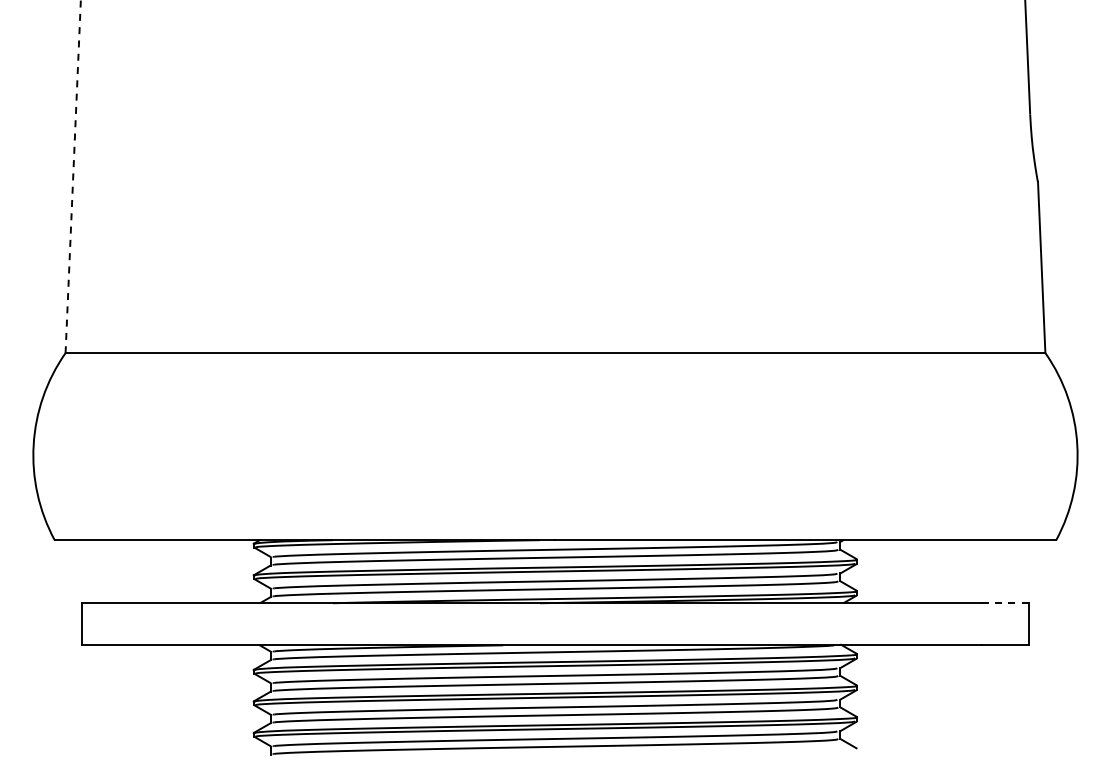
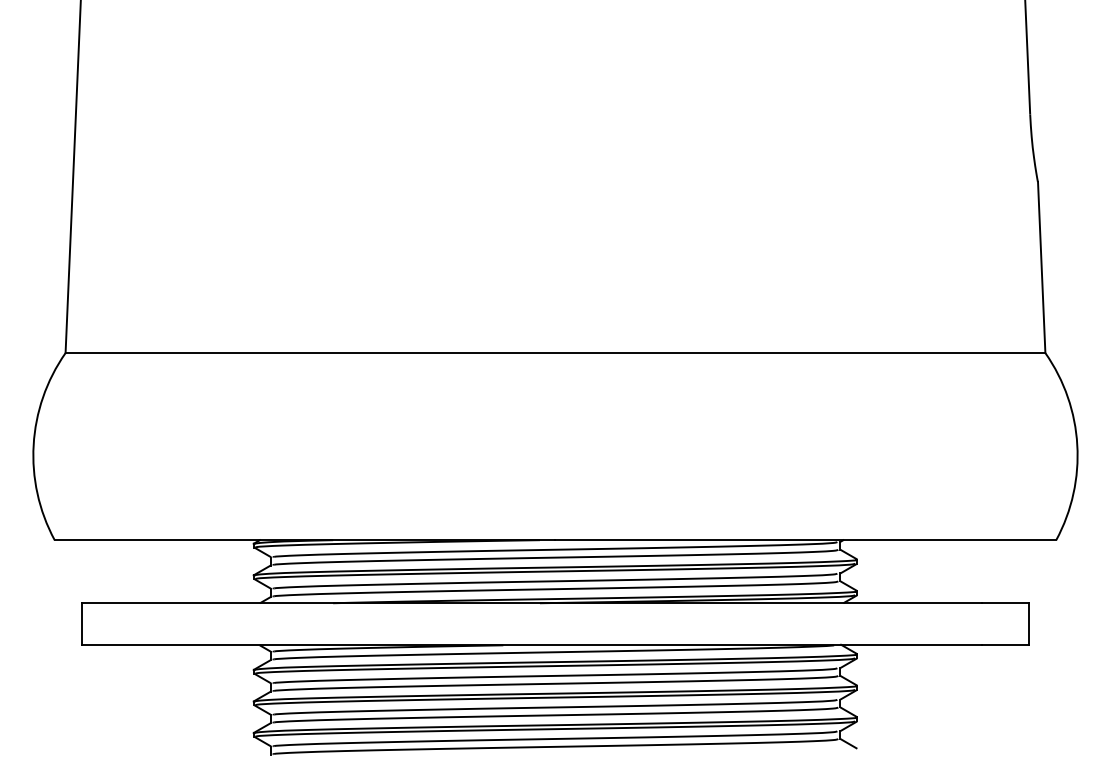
line: dashed -> solid (73, 177)
line: dashed -> solid (1004, 603)
